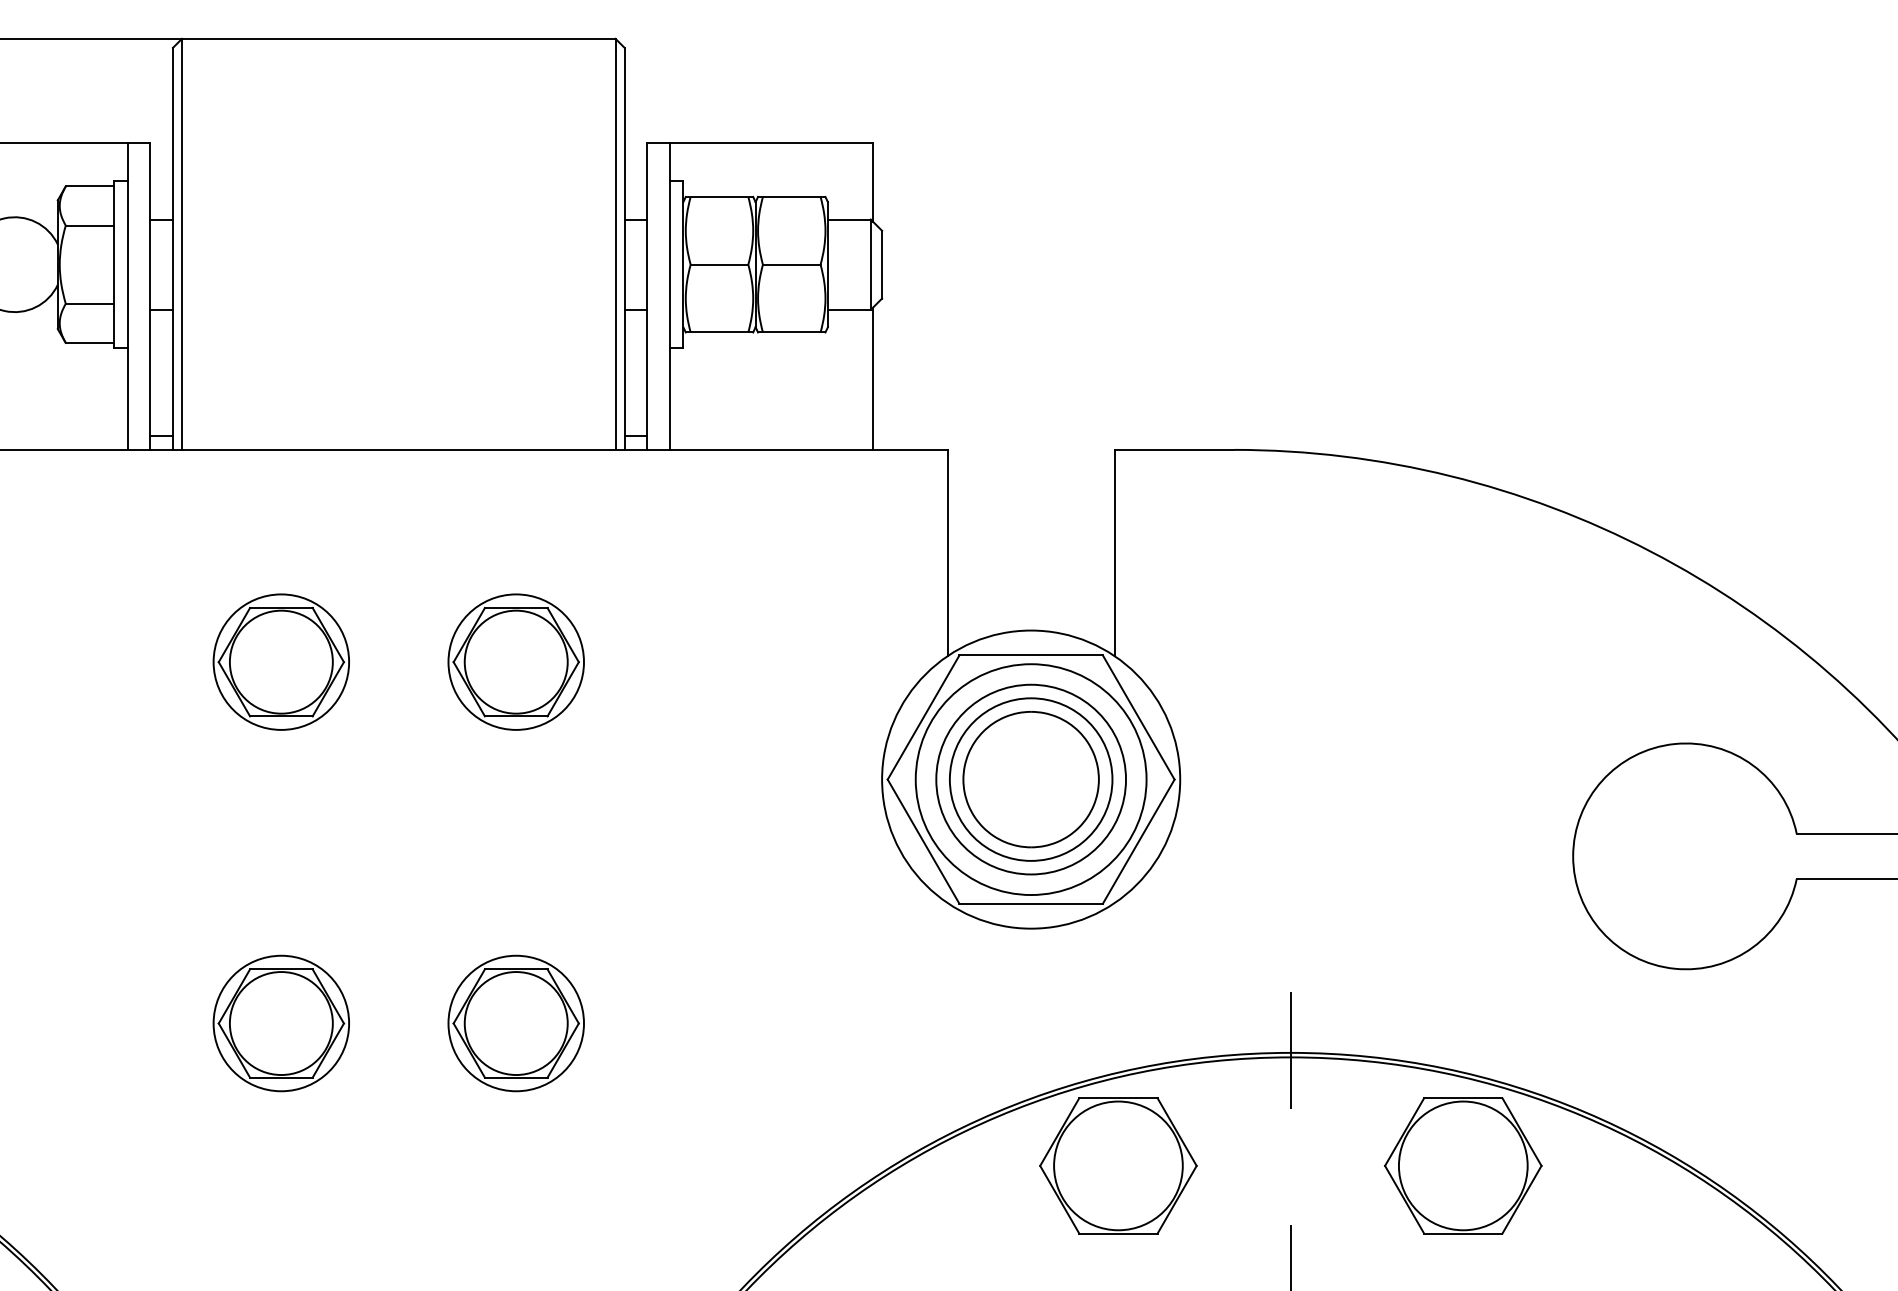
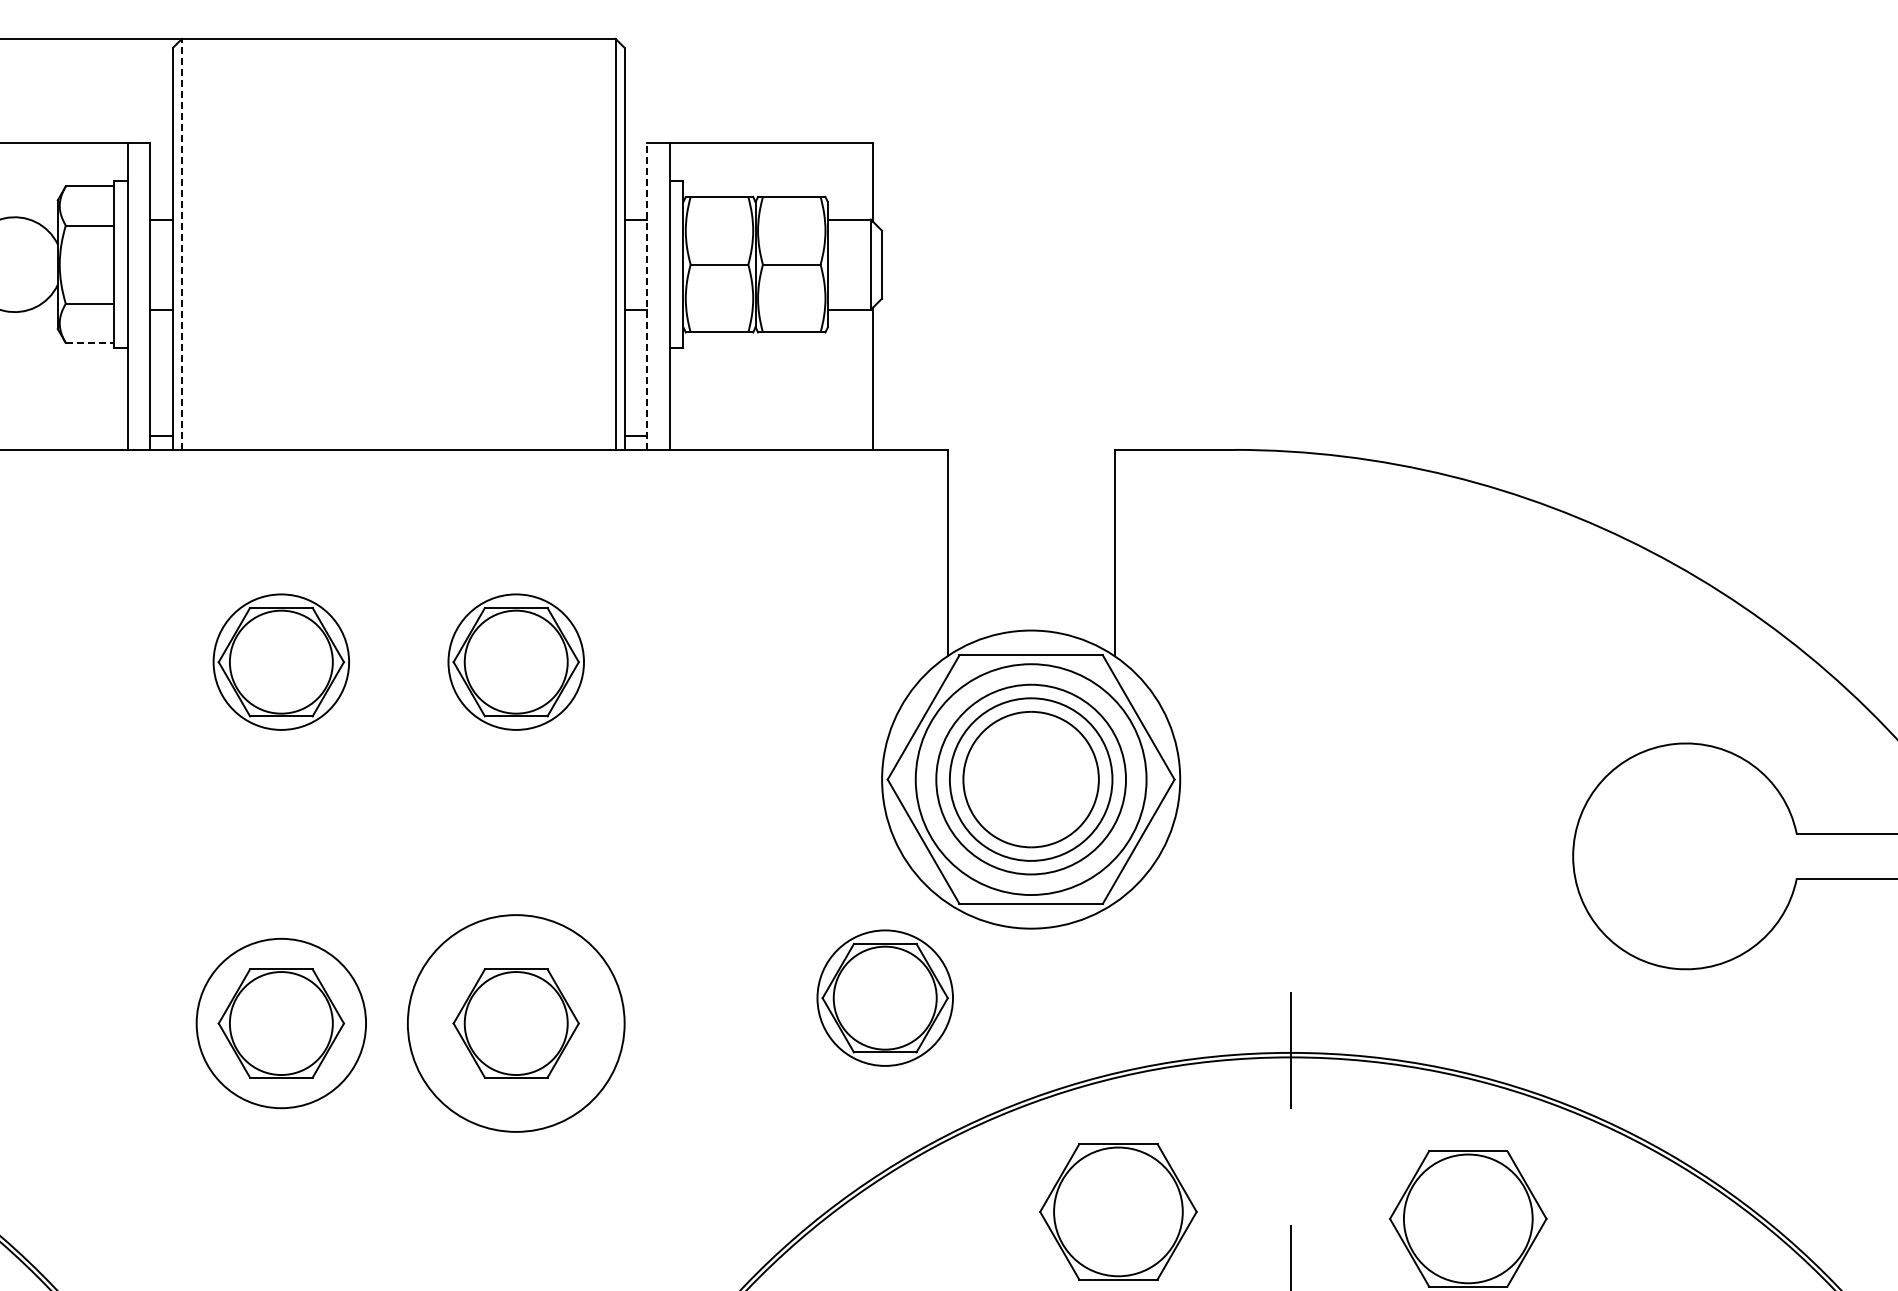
line: solid -> dashed (182, 244)
line: solid -> dashed (647, 296)
line: solid -> dashed (90, 342)
part: none -> present (884, 997)
circle diameter: 136 px -> 169 px (281, 1023)
circle diameter: 136 px -> 217 px (515, 1023)
part position: (1118, 1165) -> (1118, 1211) (1118, 1211)
part position: (1463, 1165) -> (1468, 1218) (1468, 1218)
